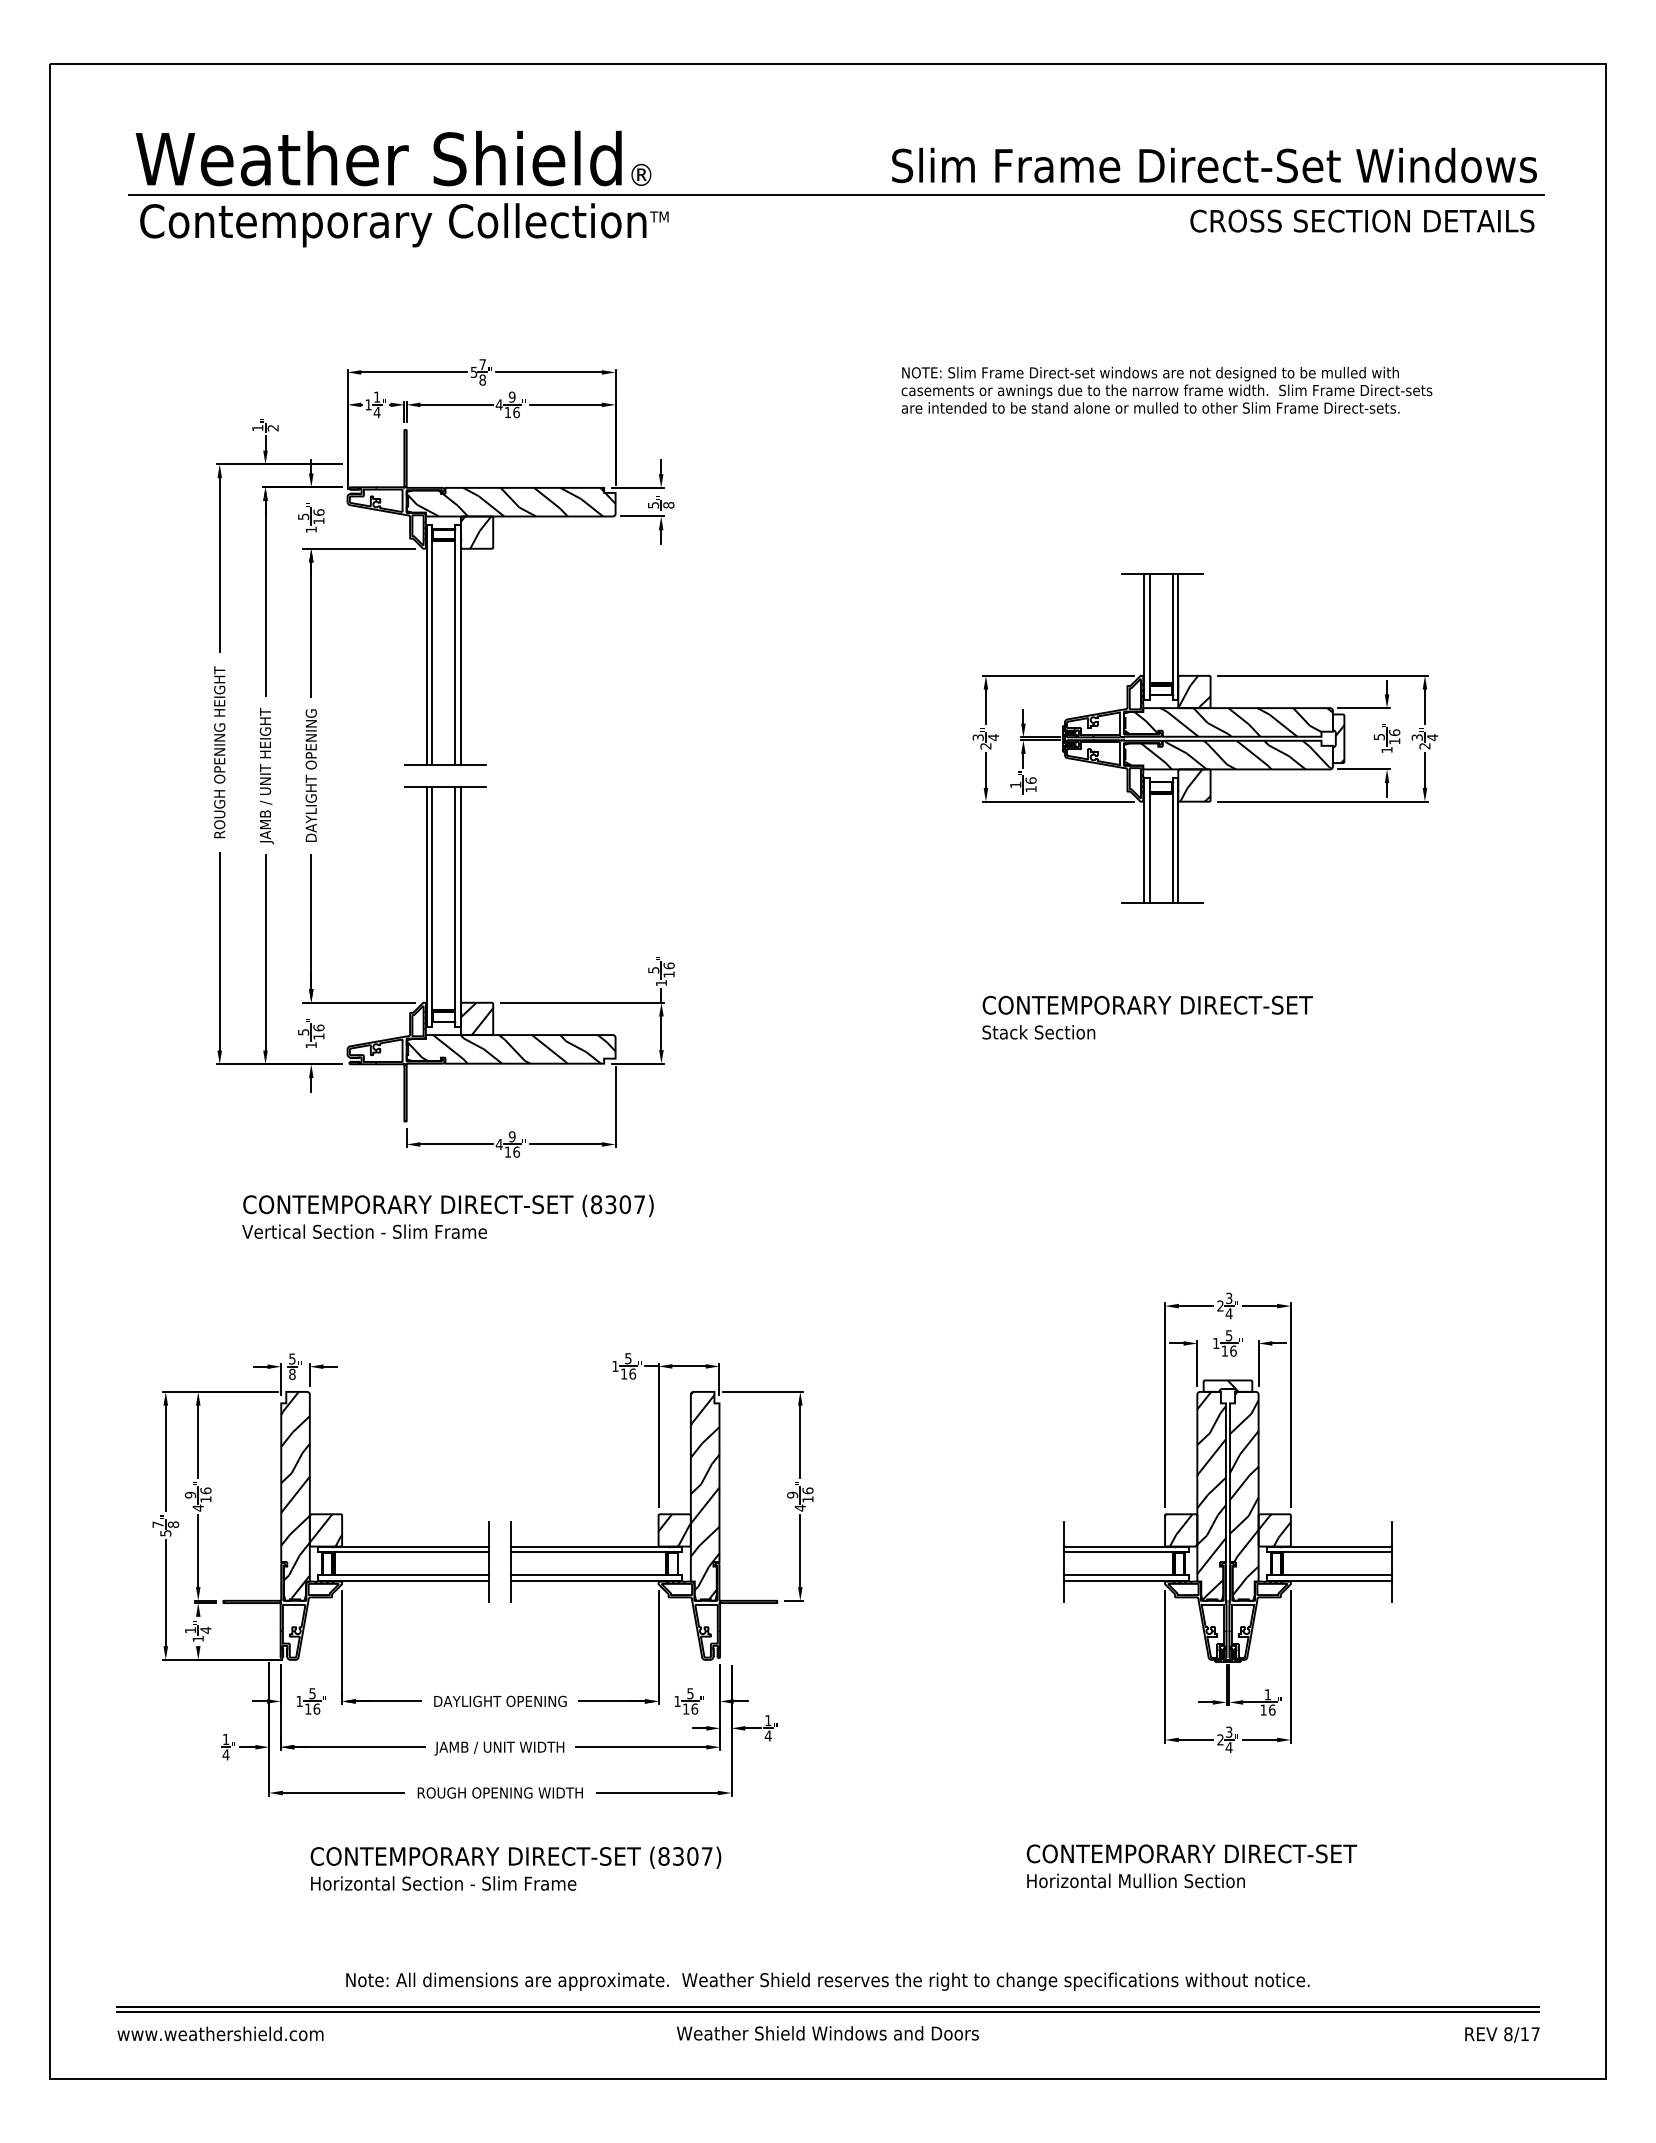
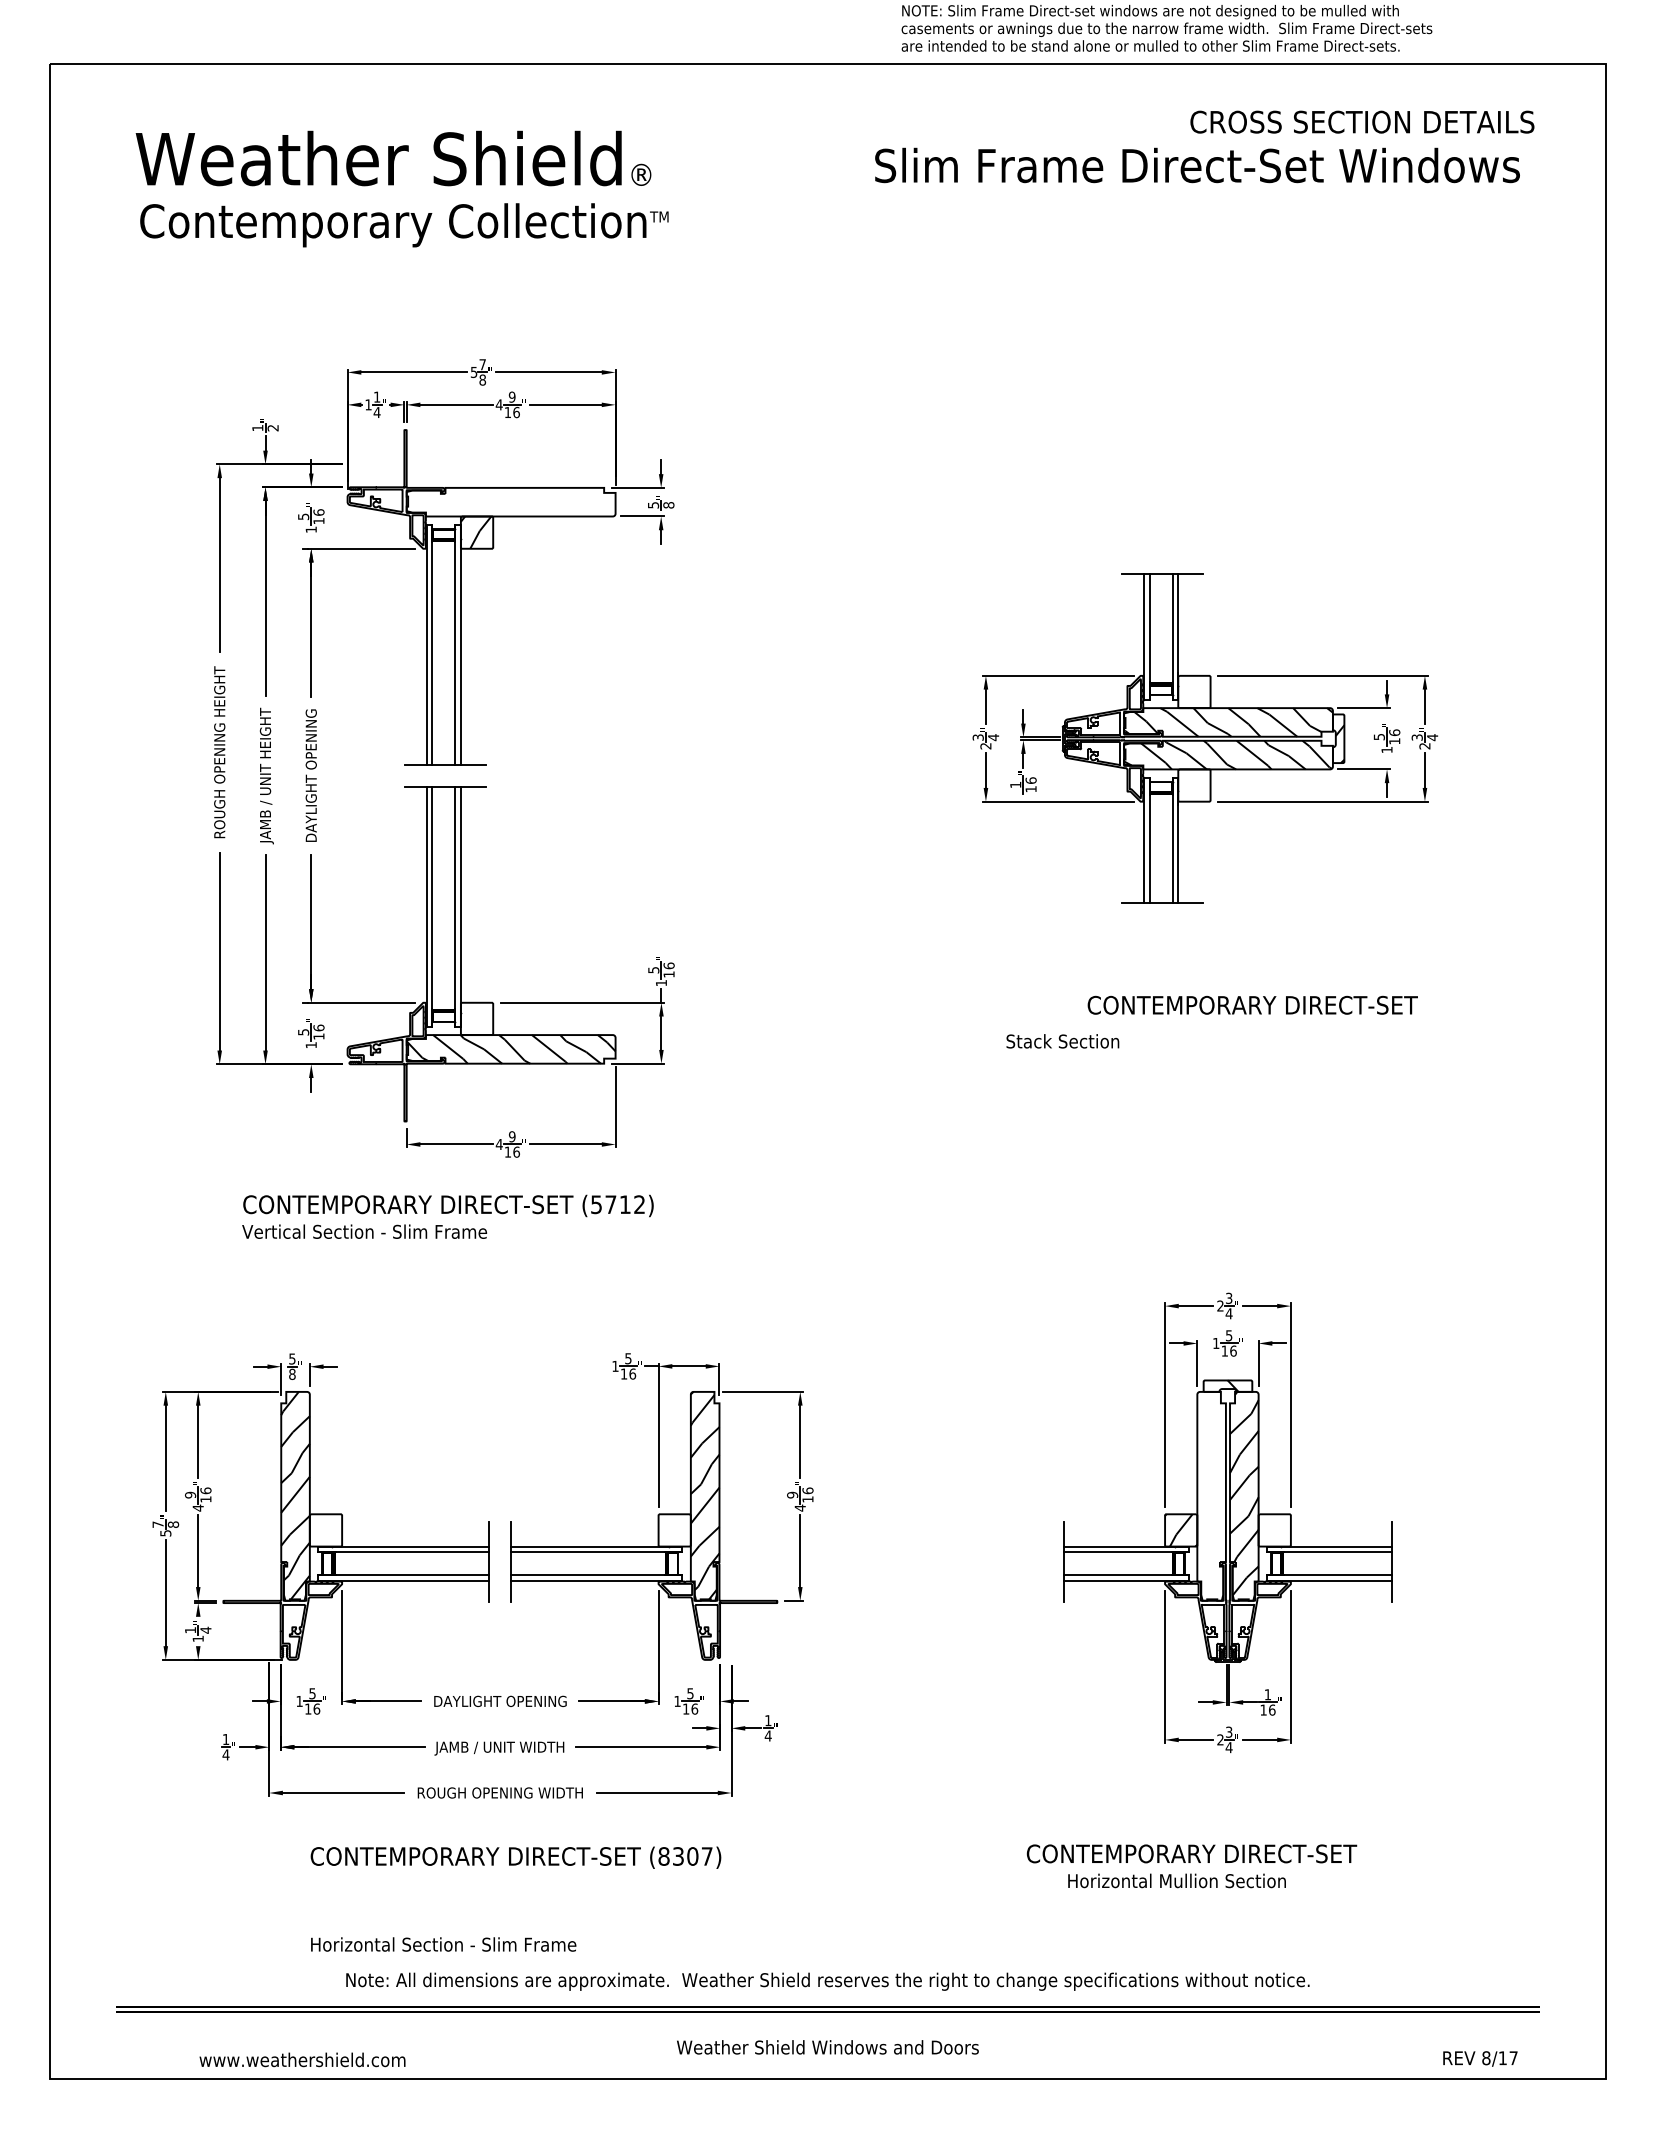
text position: (1214, 165) -> (1197, 165) (1197, 165)
line: present -> none (835, 194)
text position: (1362, 220) -> (1362, 121) (1362, 121)
text position: (1166, 390) -> (1166, 28) (1166, 28)
hatch: present -> none (510, 501)
hatch: present -> none (1194, 691)
hatch: present -> none (1195, 785)
text position: (1147, 1004) -> (1252, 1004) (1252, 1004)
hatch: present -> none (476, 1018)
text position: (1038, 1032) -> (1062, 1041) (1062, 1041)
text: (8307) -> (5712) (617, 1204)
hatch: present -> none (1211, 1495)
hatch: present -> none (325, 1530)
hatch: present -> none (674, 1530)
hatch: present -> none (1274, 1530)
text position: (1135, 1880) -> (1176, 1880) (1176, 1880)
text position: (443, 1883) -> (443, 1944) (443, 1944)
text position: (220, 2033) -> (302, 2059) (302, 2059)
text position: (827, 2033) -> (827, 2047) (827, 2047)
text position: (1502, 2034) -> (1480, 2058) (1480, 2058)
